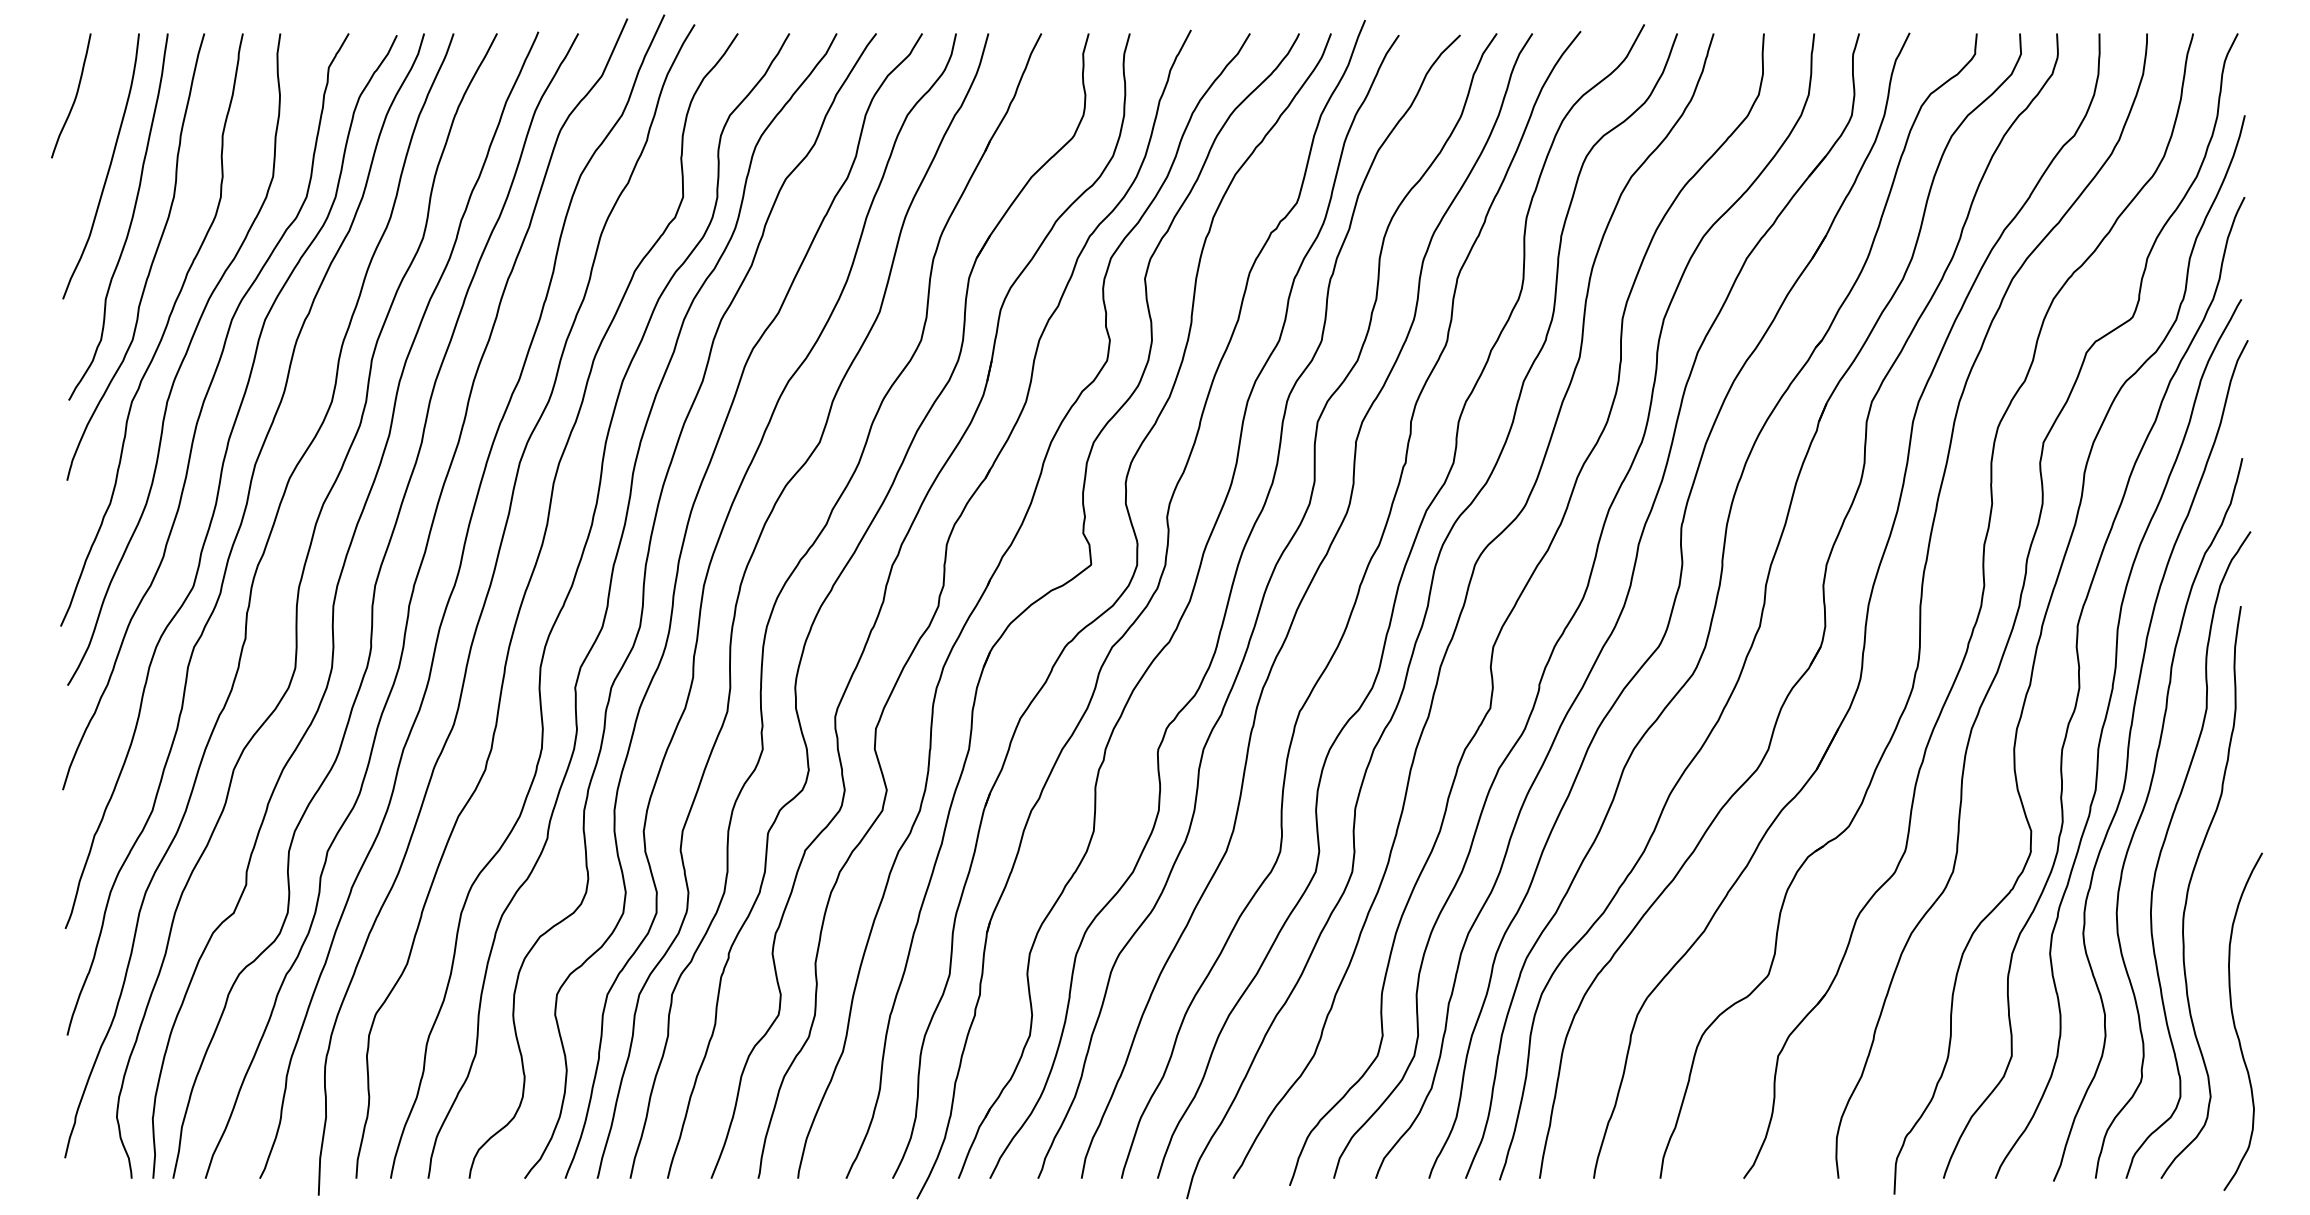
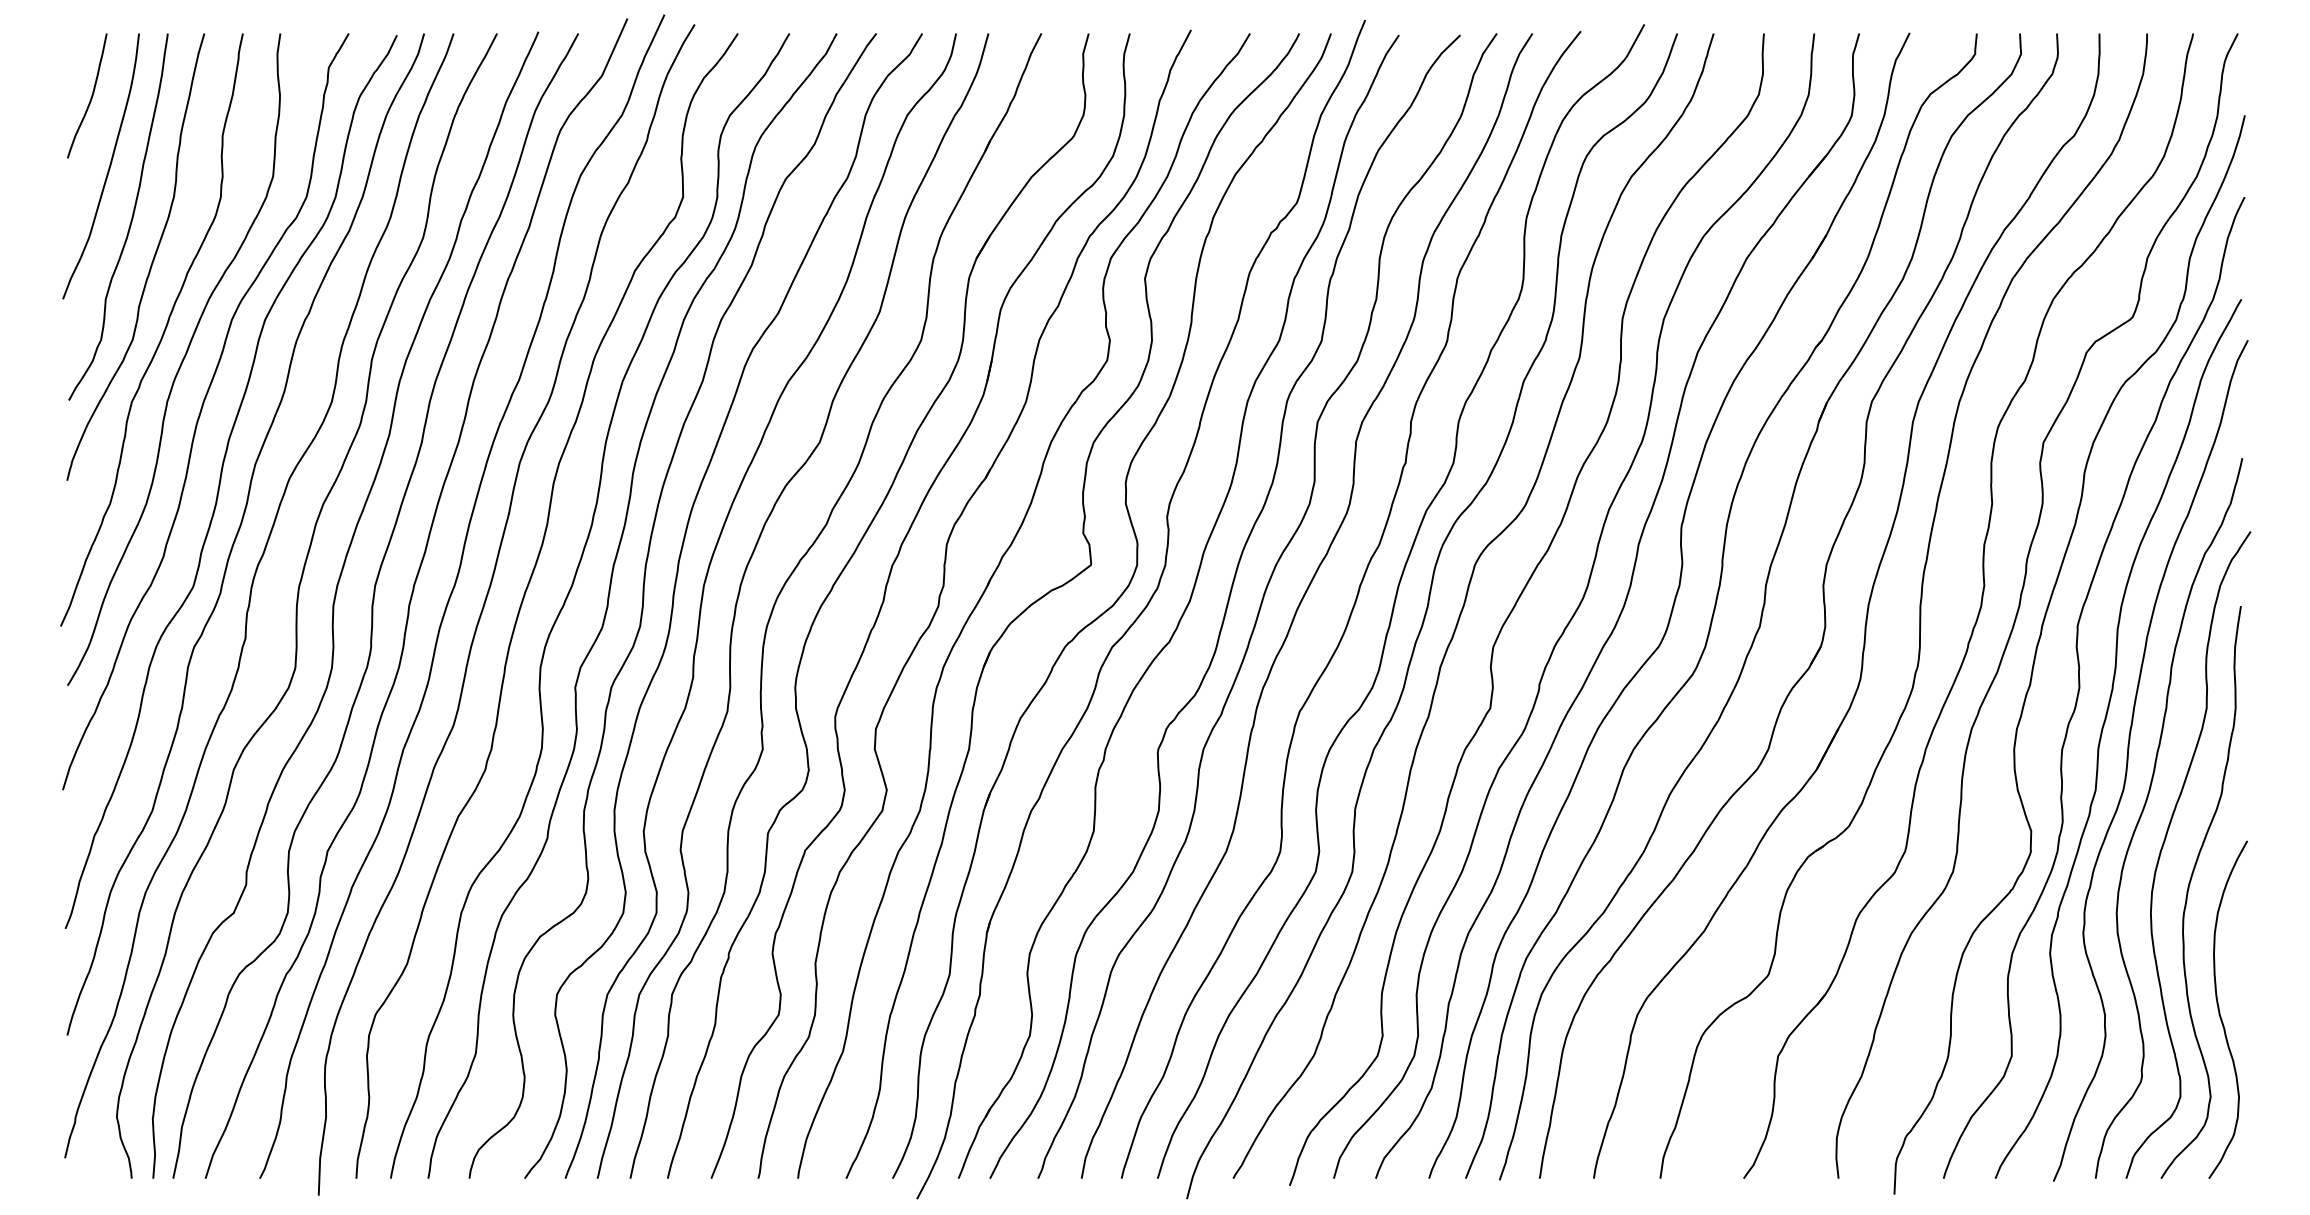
curve position: (74, 97) -> (90, 97) (90, 97)
curve position: (2235, 1024) -> (2220, 1012) (2220, 1012)
